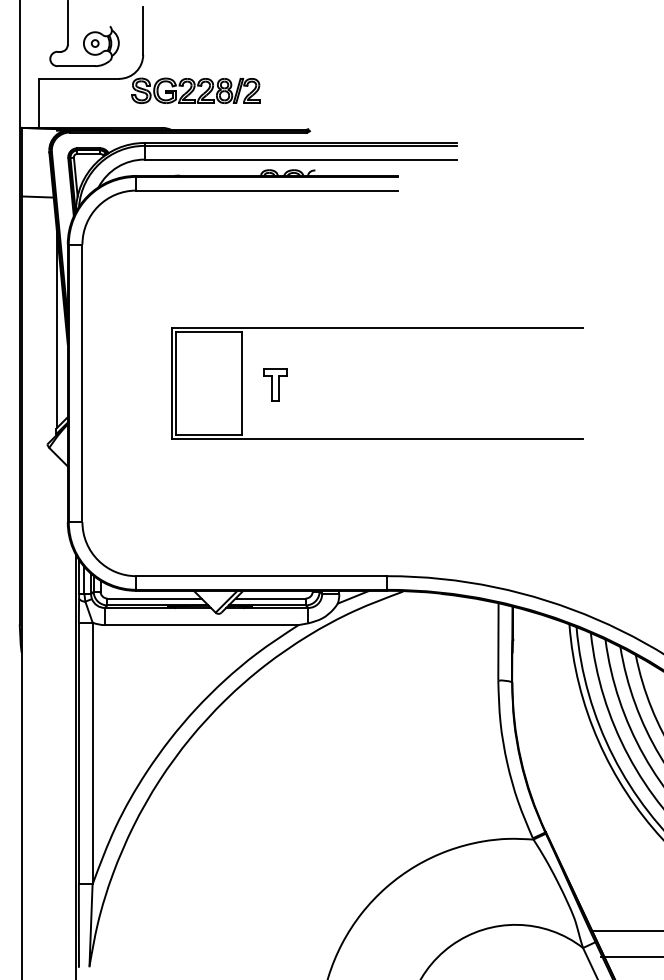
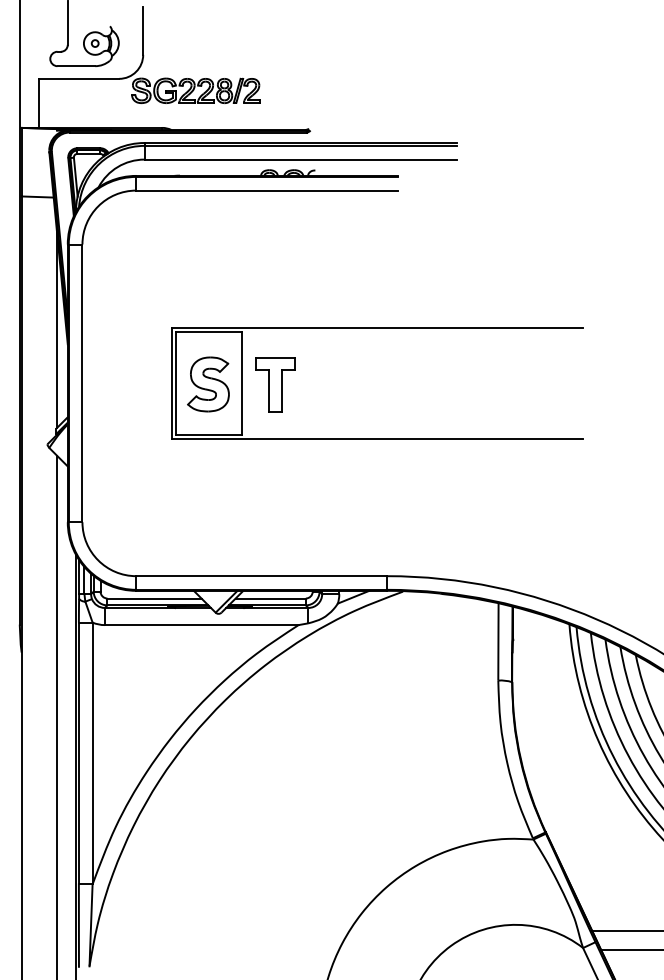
part: none -> present (208, 384)
part size: 25x34 px -> 41x56 px (275, 384)
line: none -> present (56, 715)
line position: (630, 956) -> (630, 949) (630, 949)
